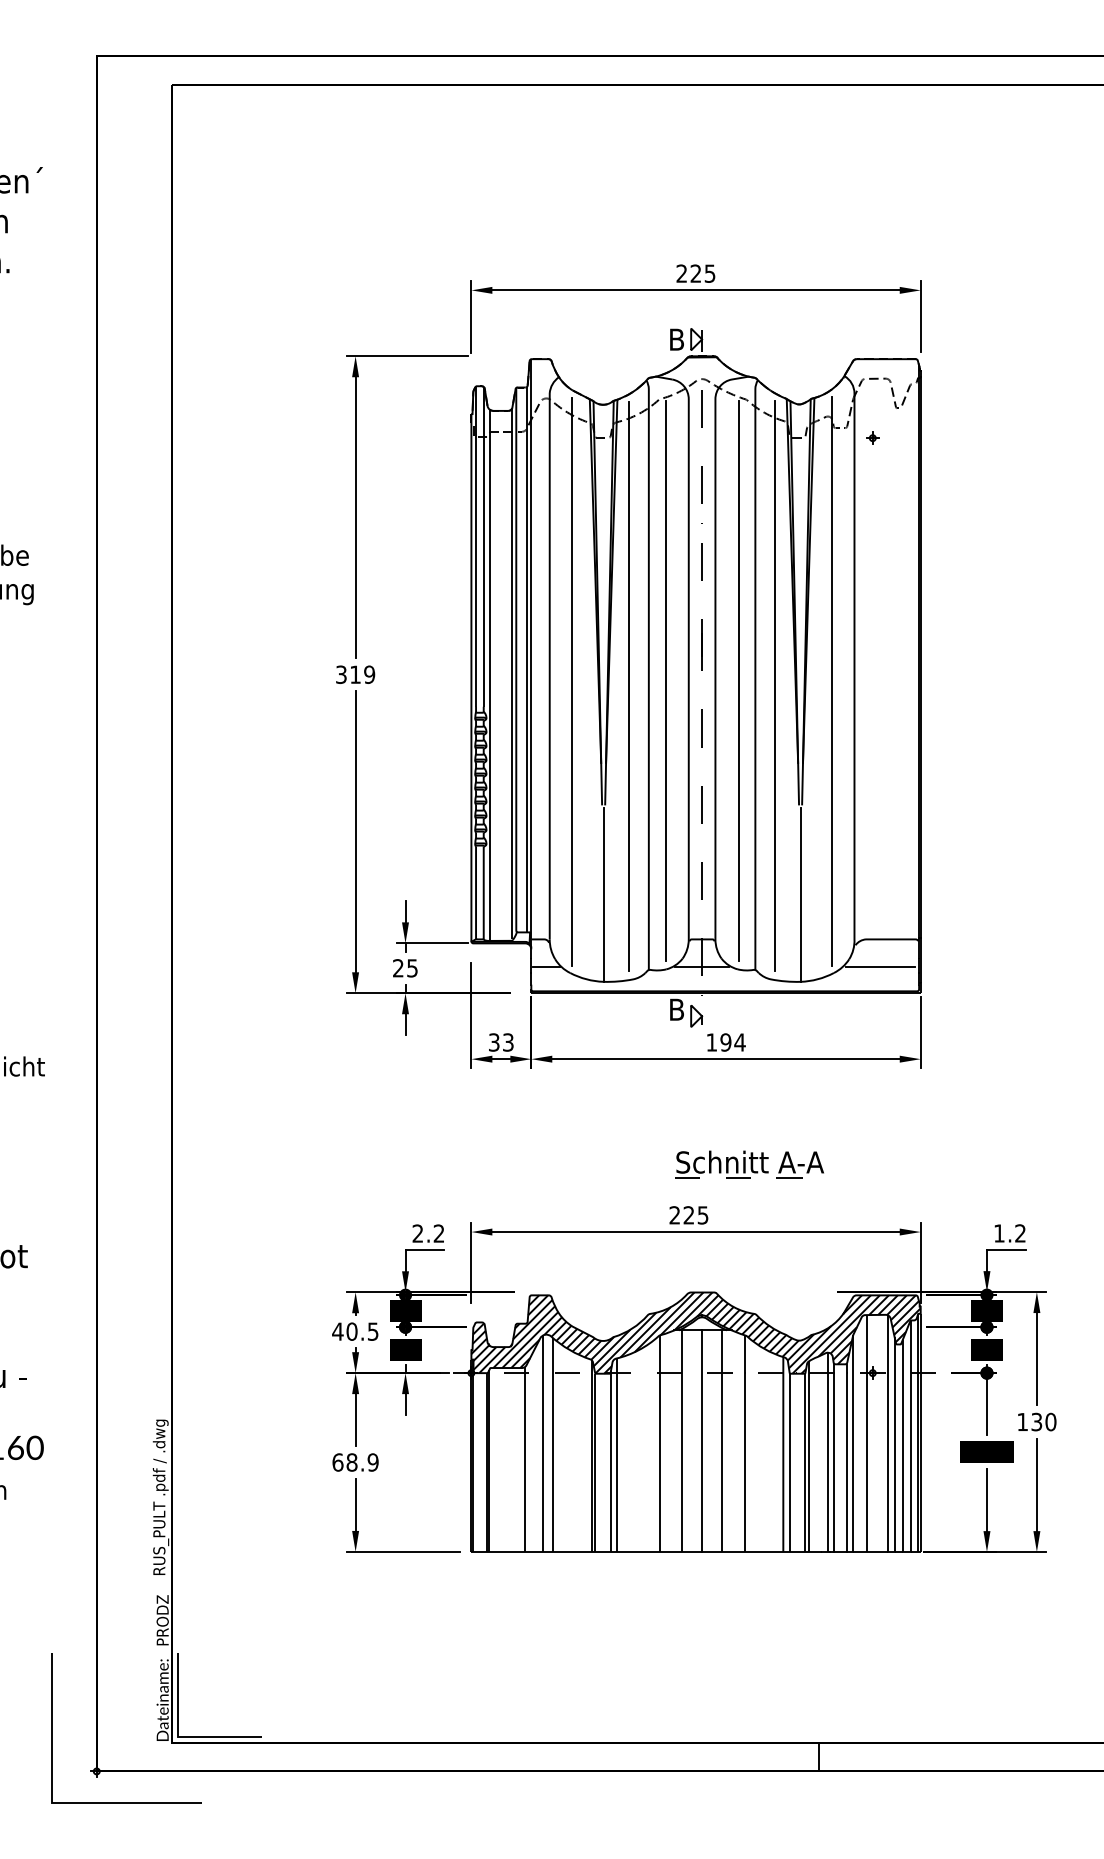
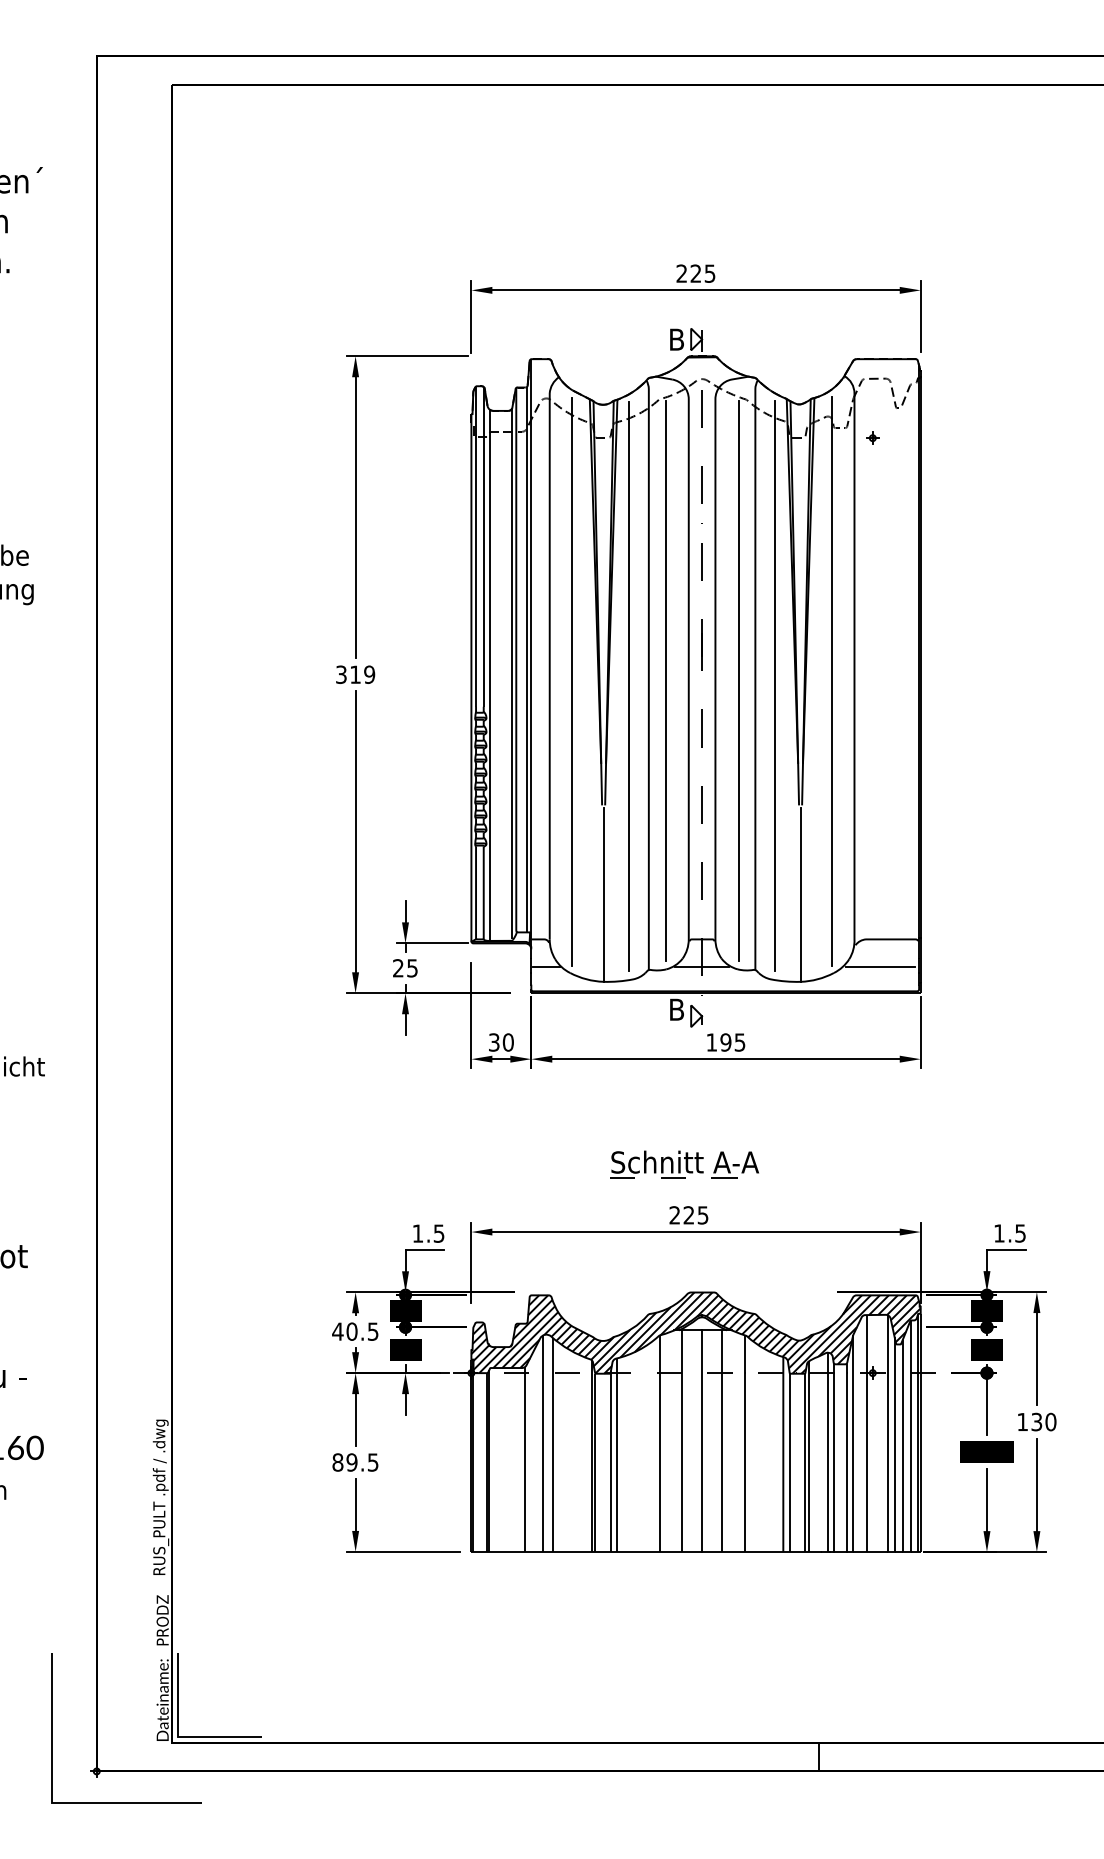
text: 33 -> 30 (507, 1042)
text: 194 -> 195 (739, 1042)
part position: (749, 1164) -> (684, 1164) (684, 1164)
text: 2.2 -> 1.5 (428, 1233)
text: 1.2 -> 1.5 (1020, 1233)
text: 68.9 -> 89.5 (355, 1462)
